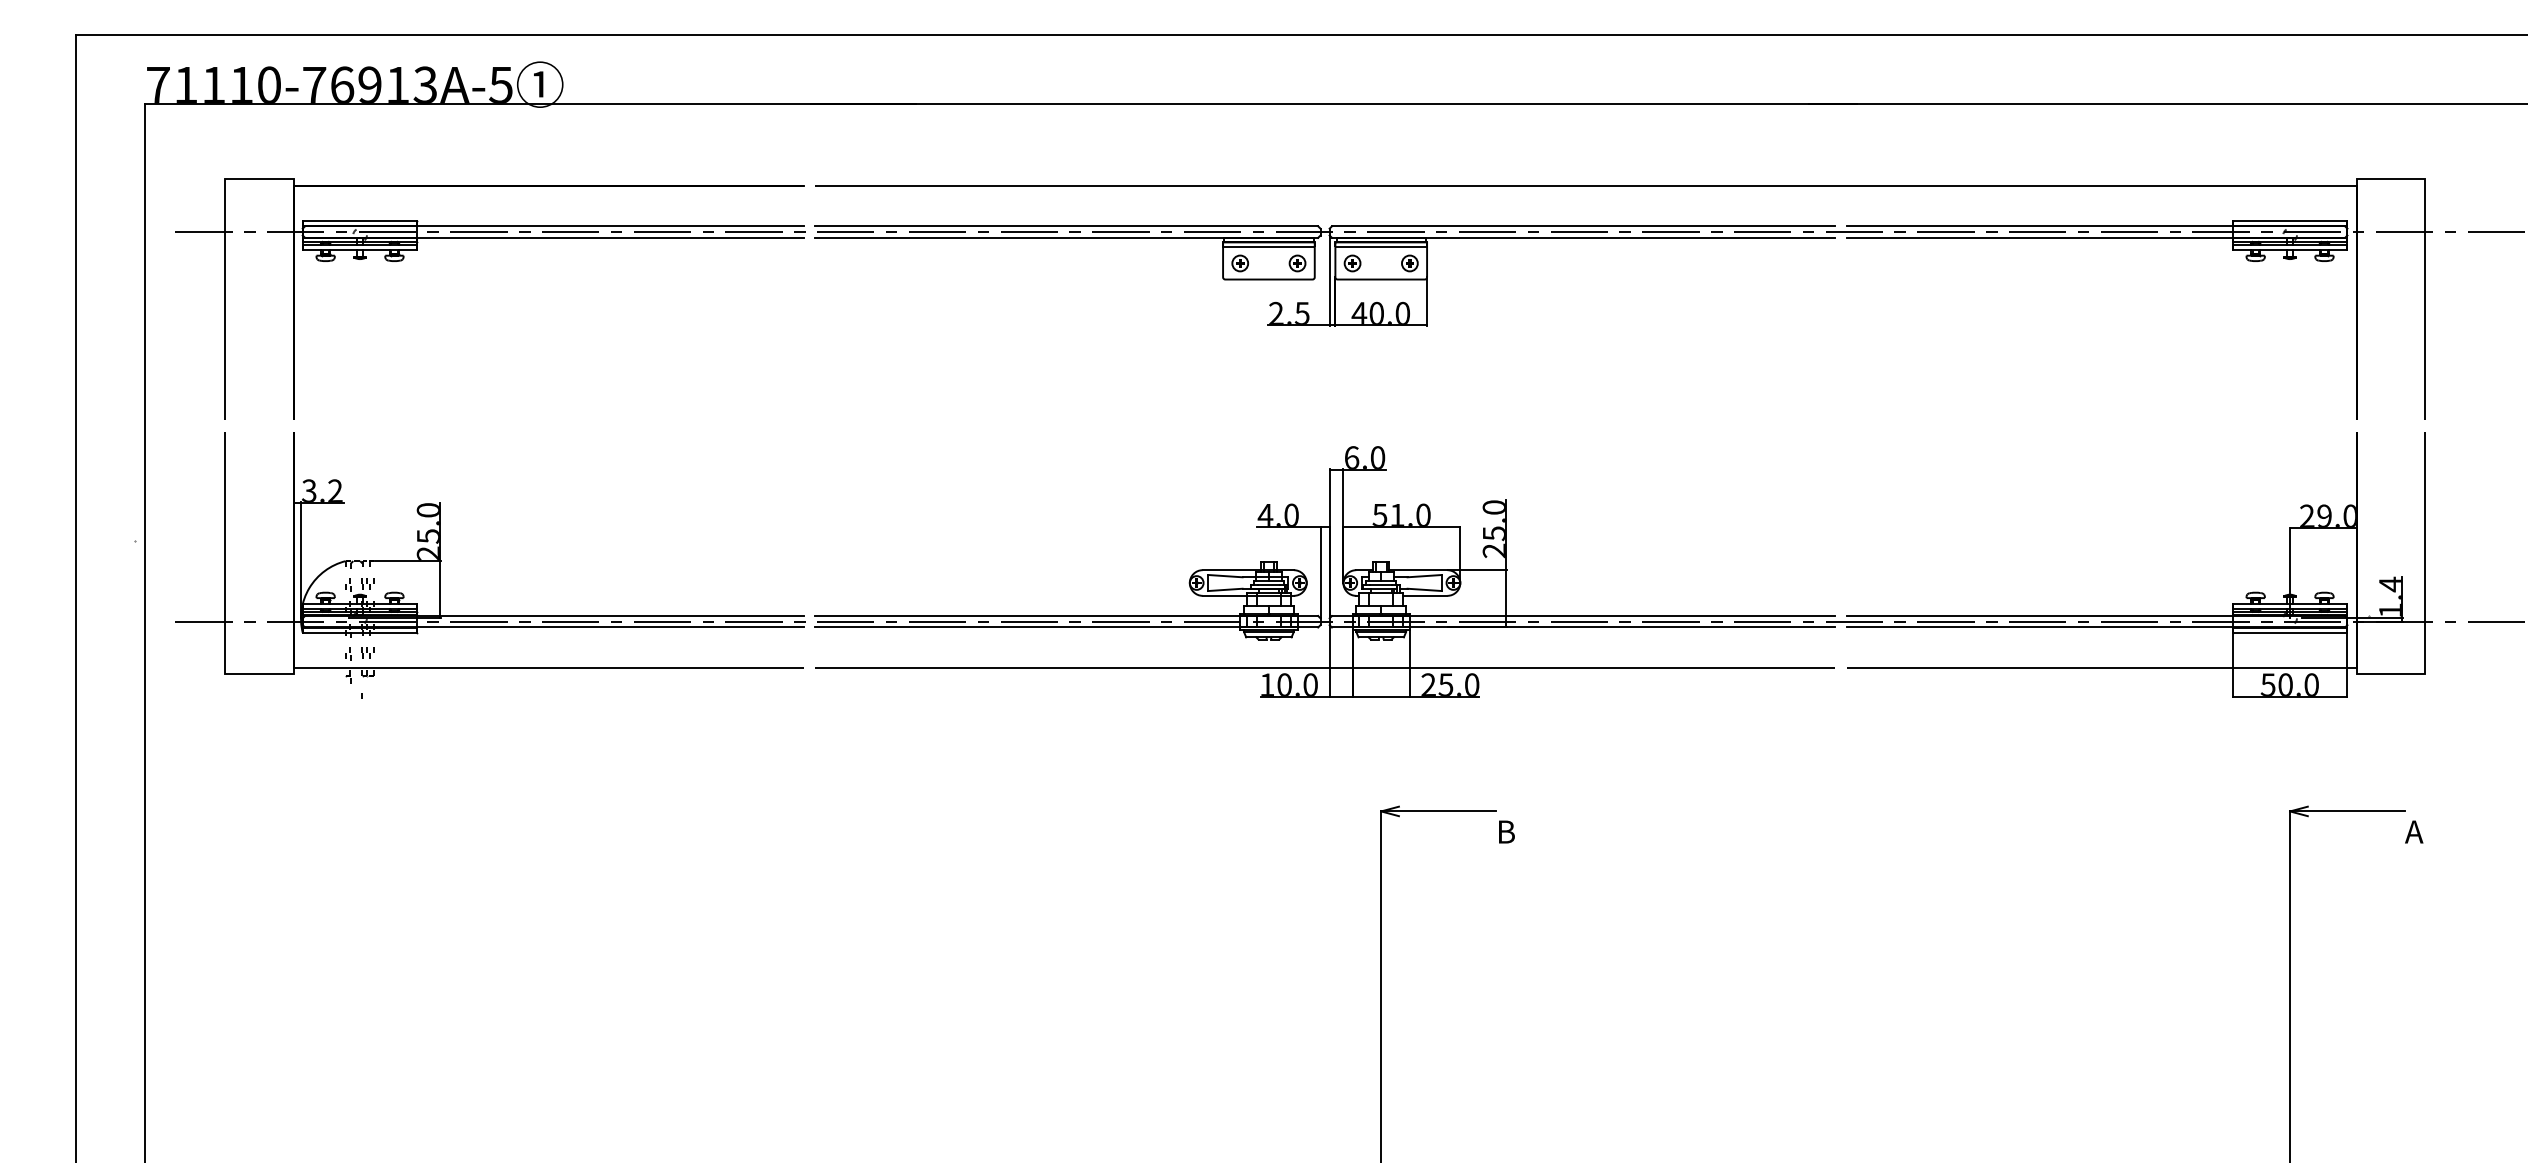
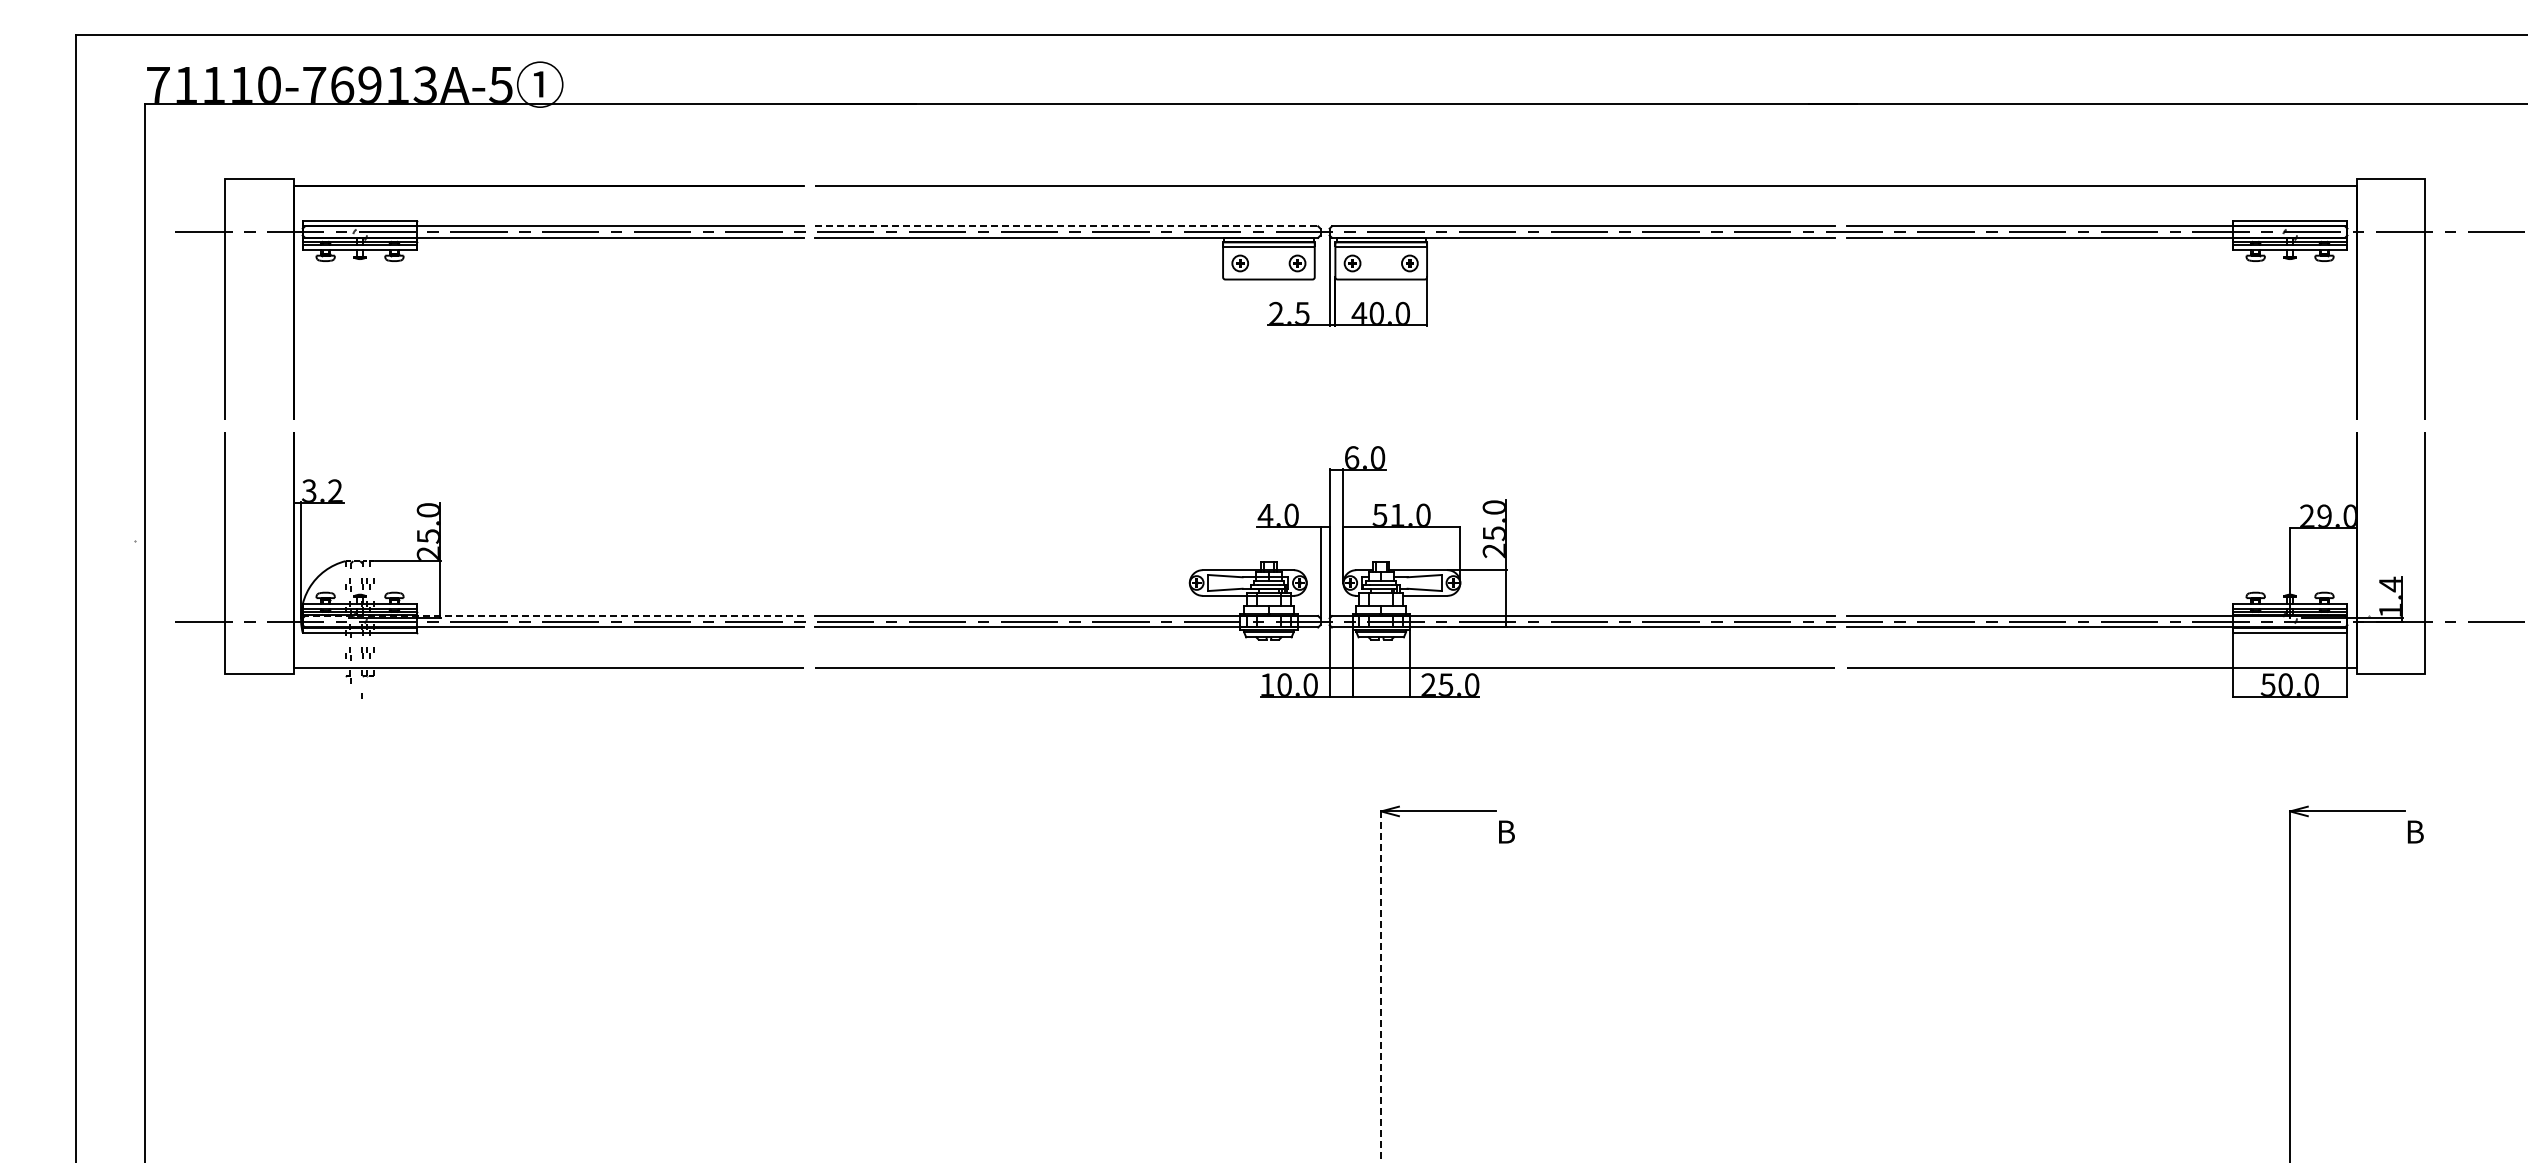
line: solid -> dashed (1066, 226)
line: solid -> dashed (553, 616)
text: A -> B (2414, 831)
line: solid -> dashed (1381, 987)
